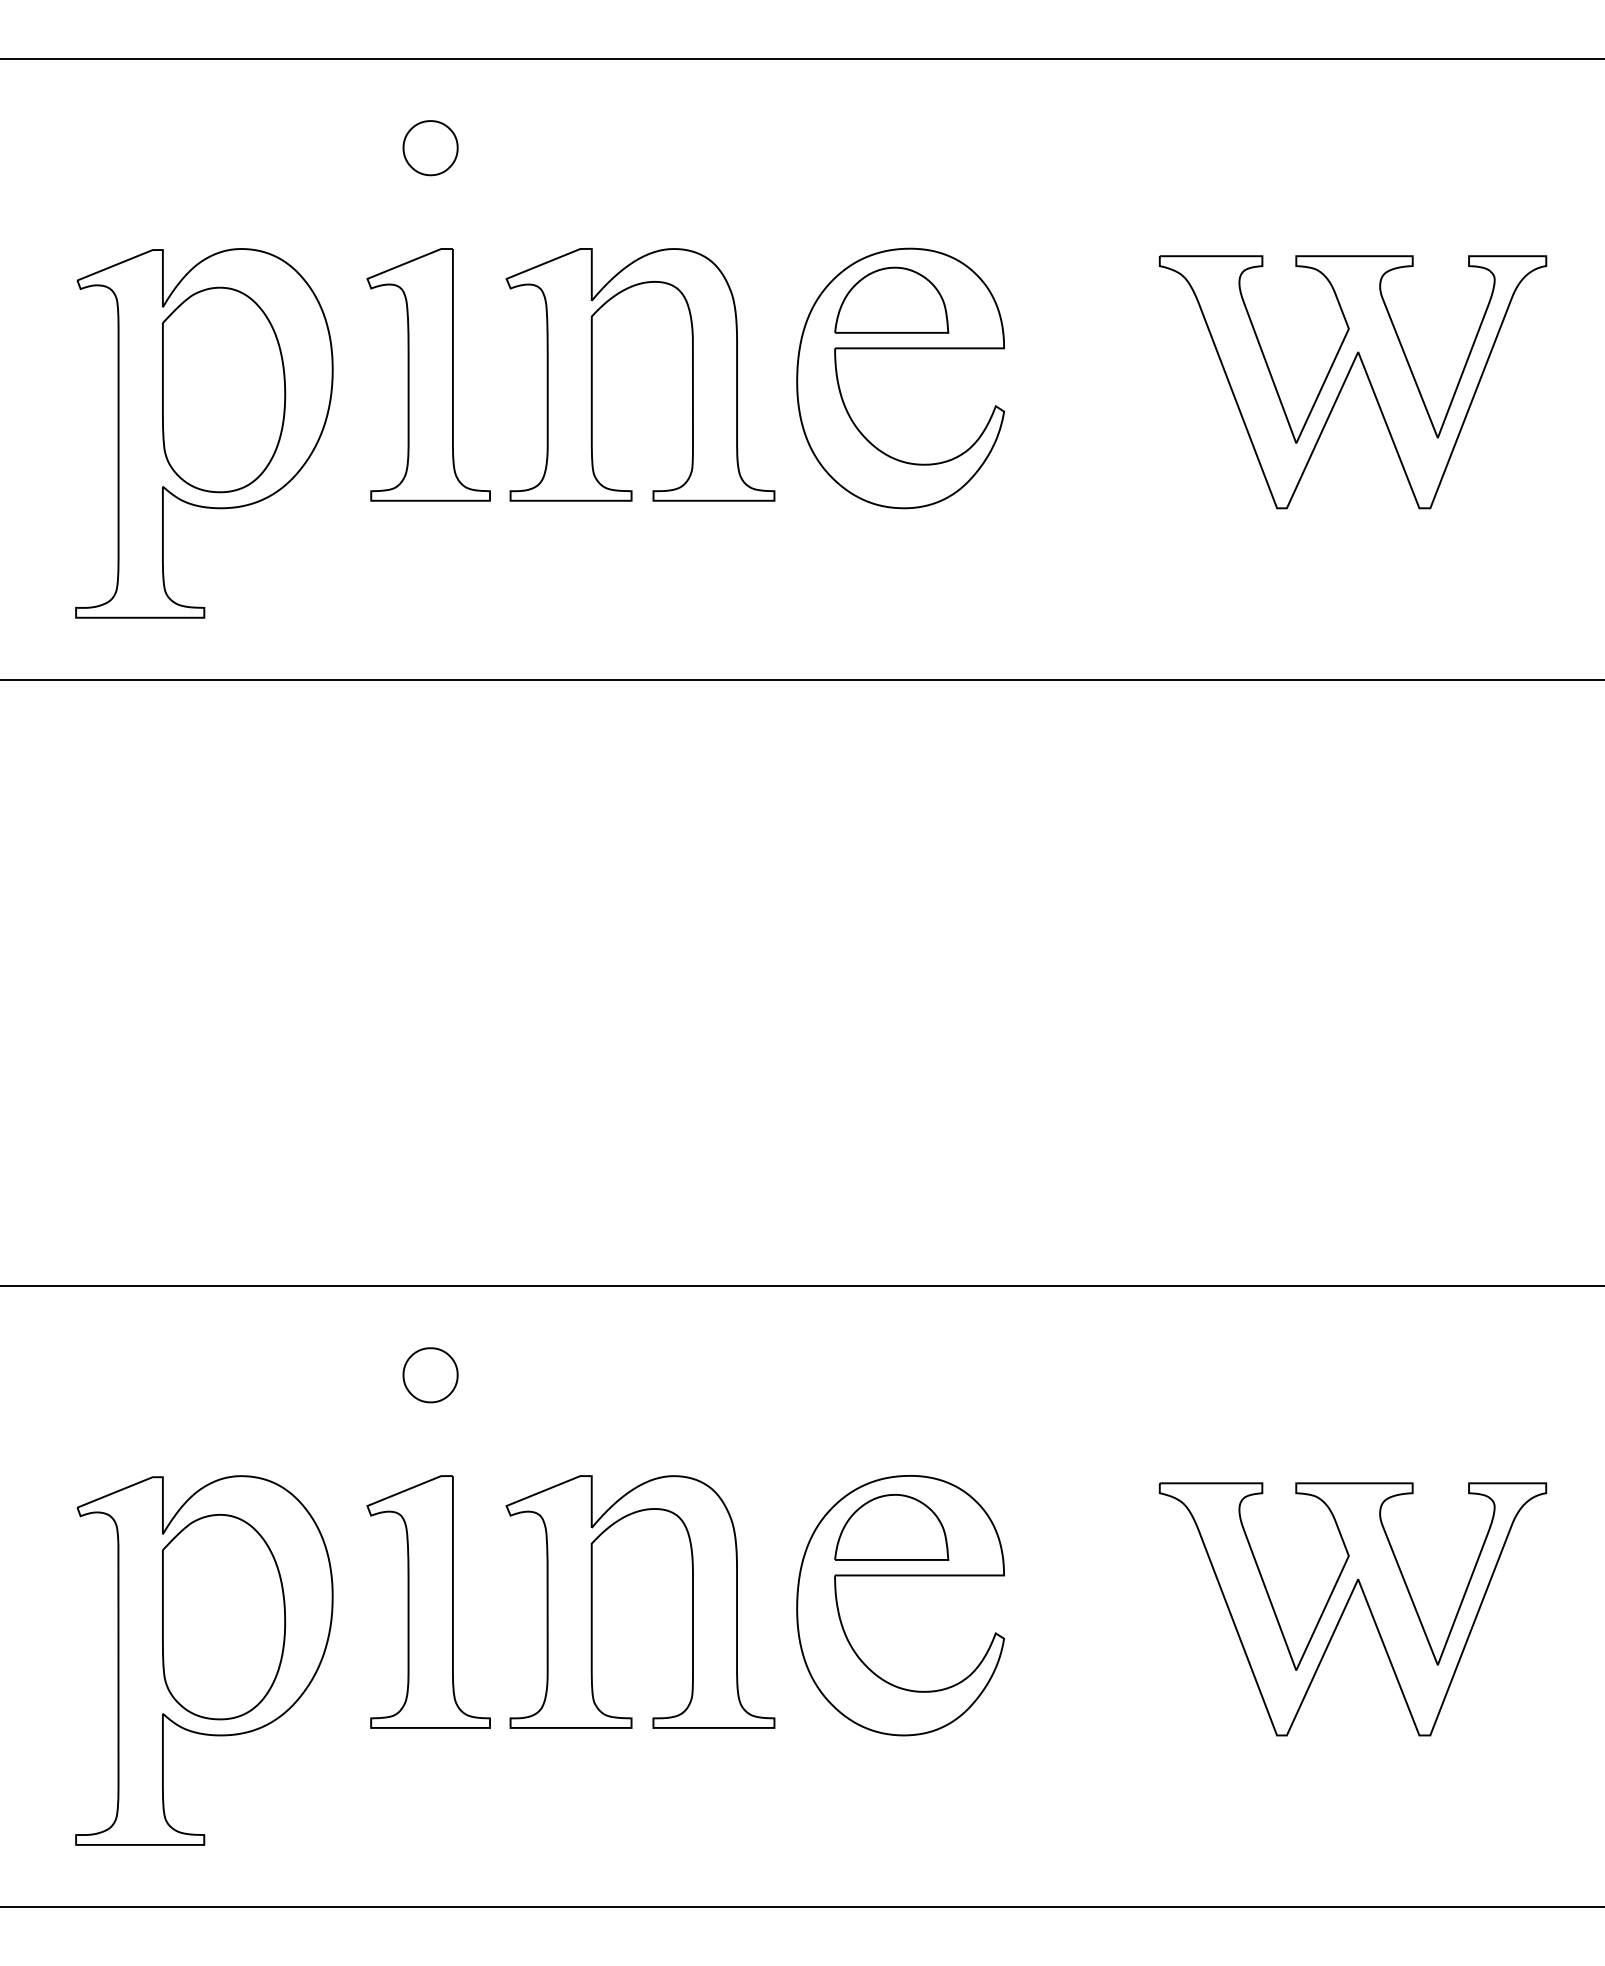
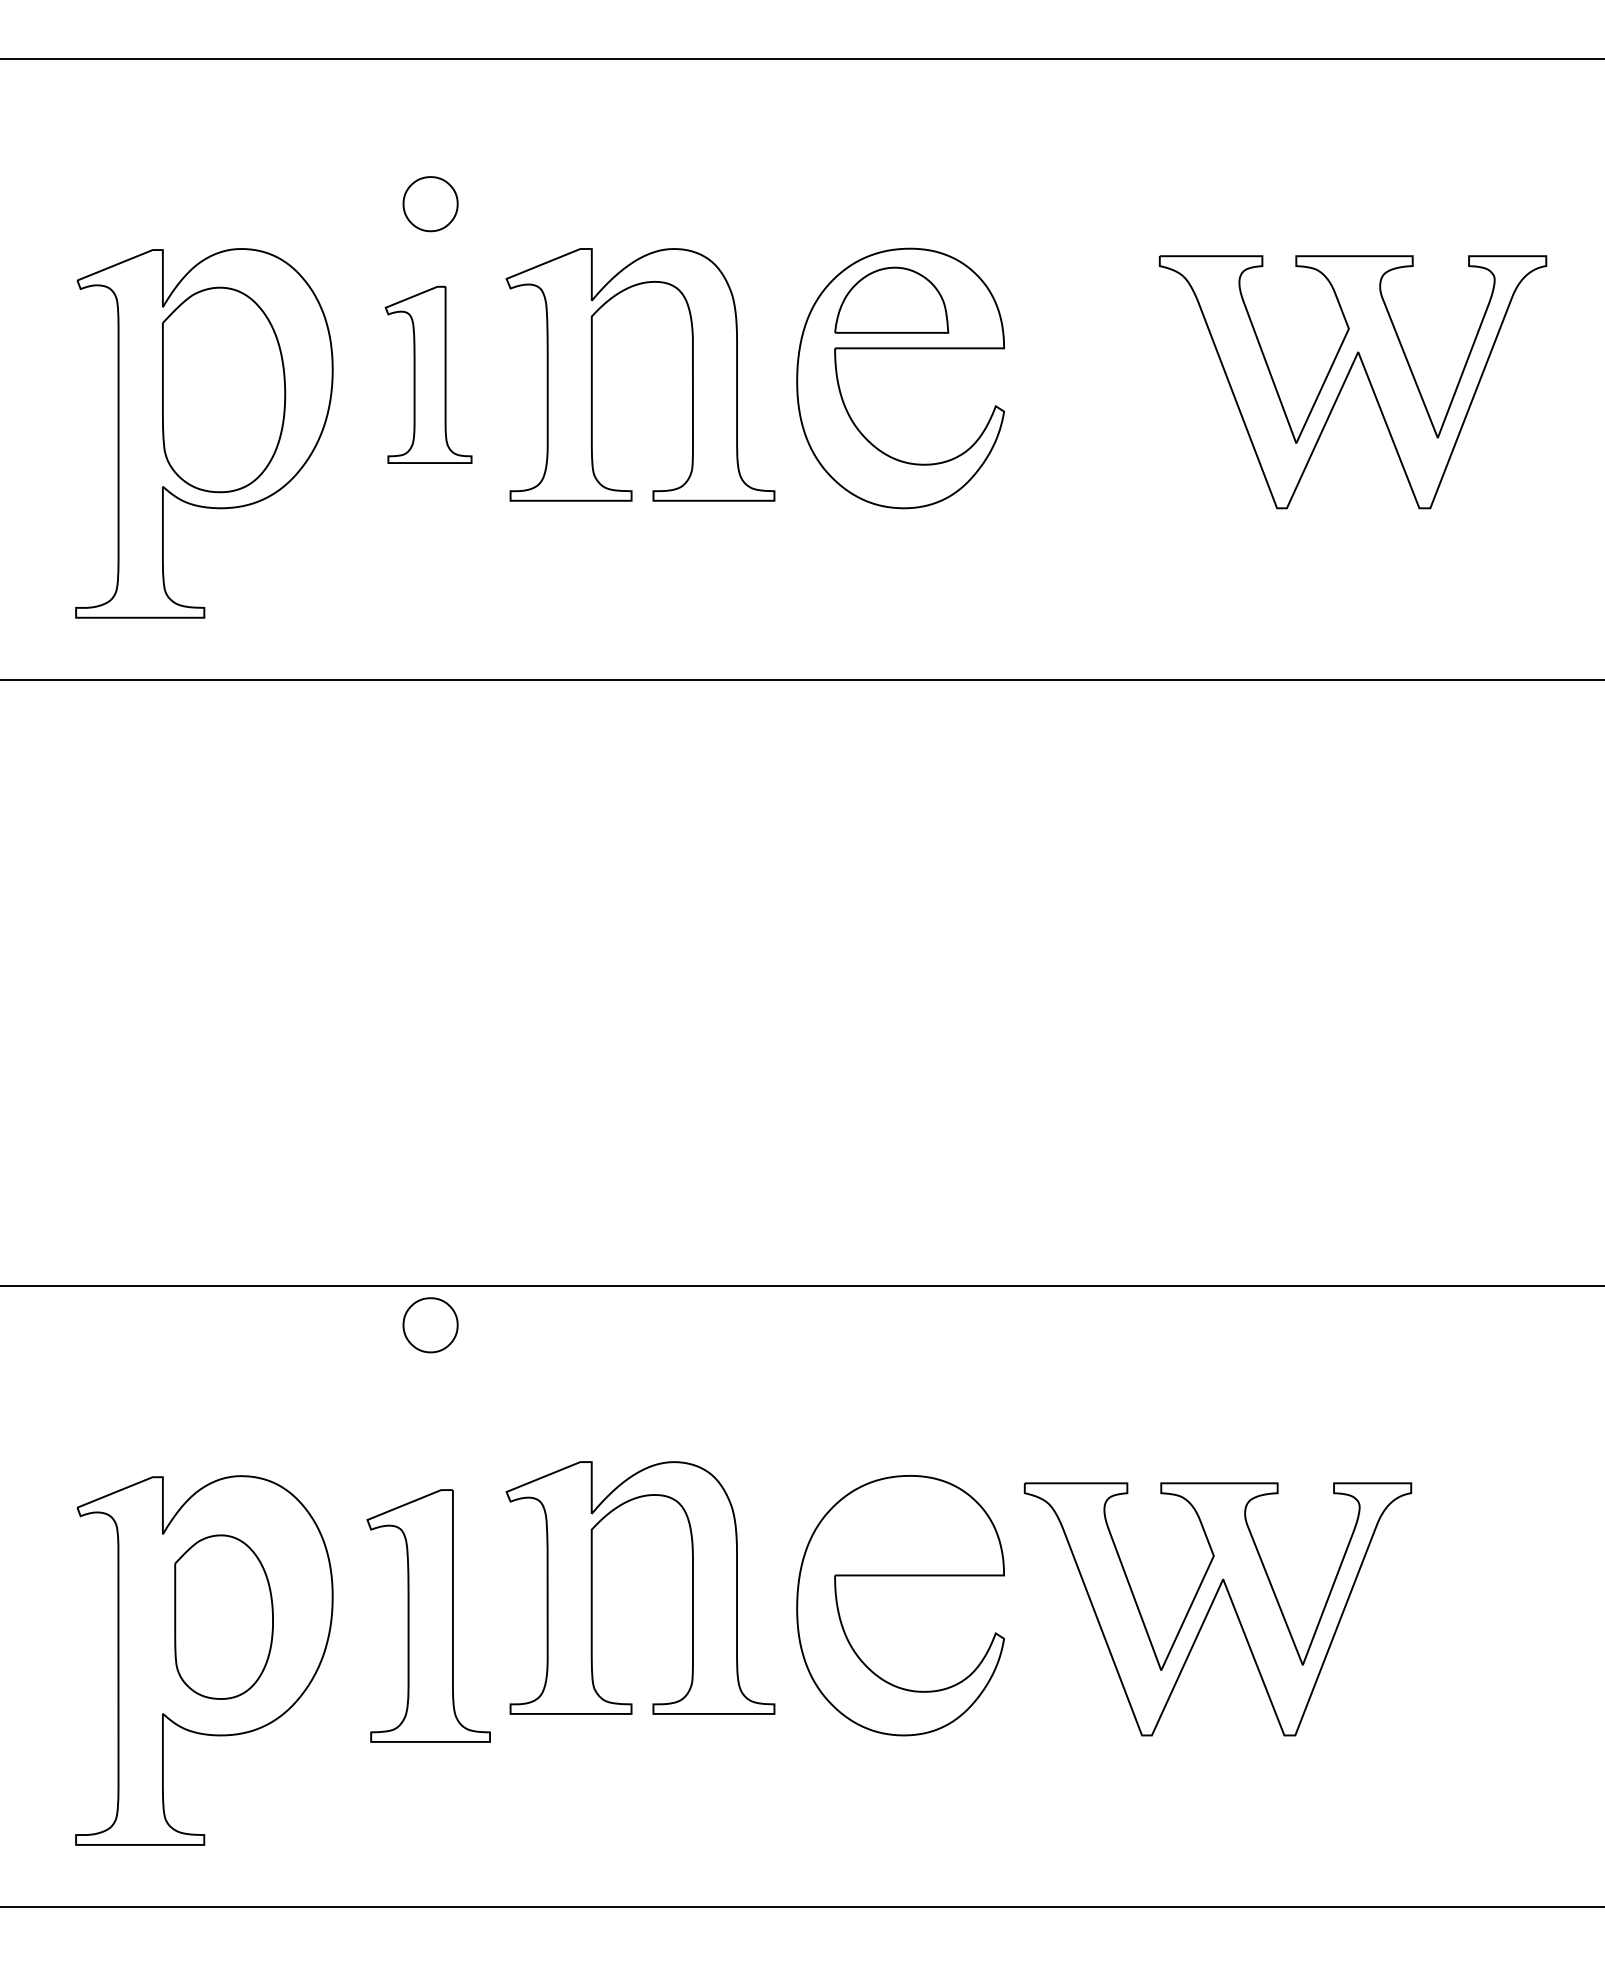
part position: (430, 148) -> (430, 204) (430, 204)
part size: 125x254 px -> 89x179 px (428, 374)
part position: (430, 1375) -> (430, 1325) (430, 1325)
part: present -> none (891, 1527)
part position: (428, 1601) -> (428, 1615) (428, 1615)
part position: (592, 1601) -> (592, 1587) (592, 1587)
part position: (1346, 1607) -> (1211, 1607) (1211, 1607)
part size: 125x207 px -> 100x166 px (223, 1616)
